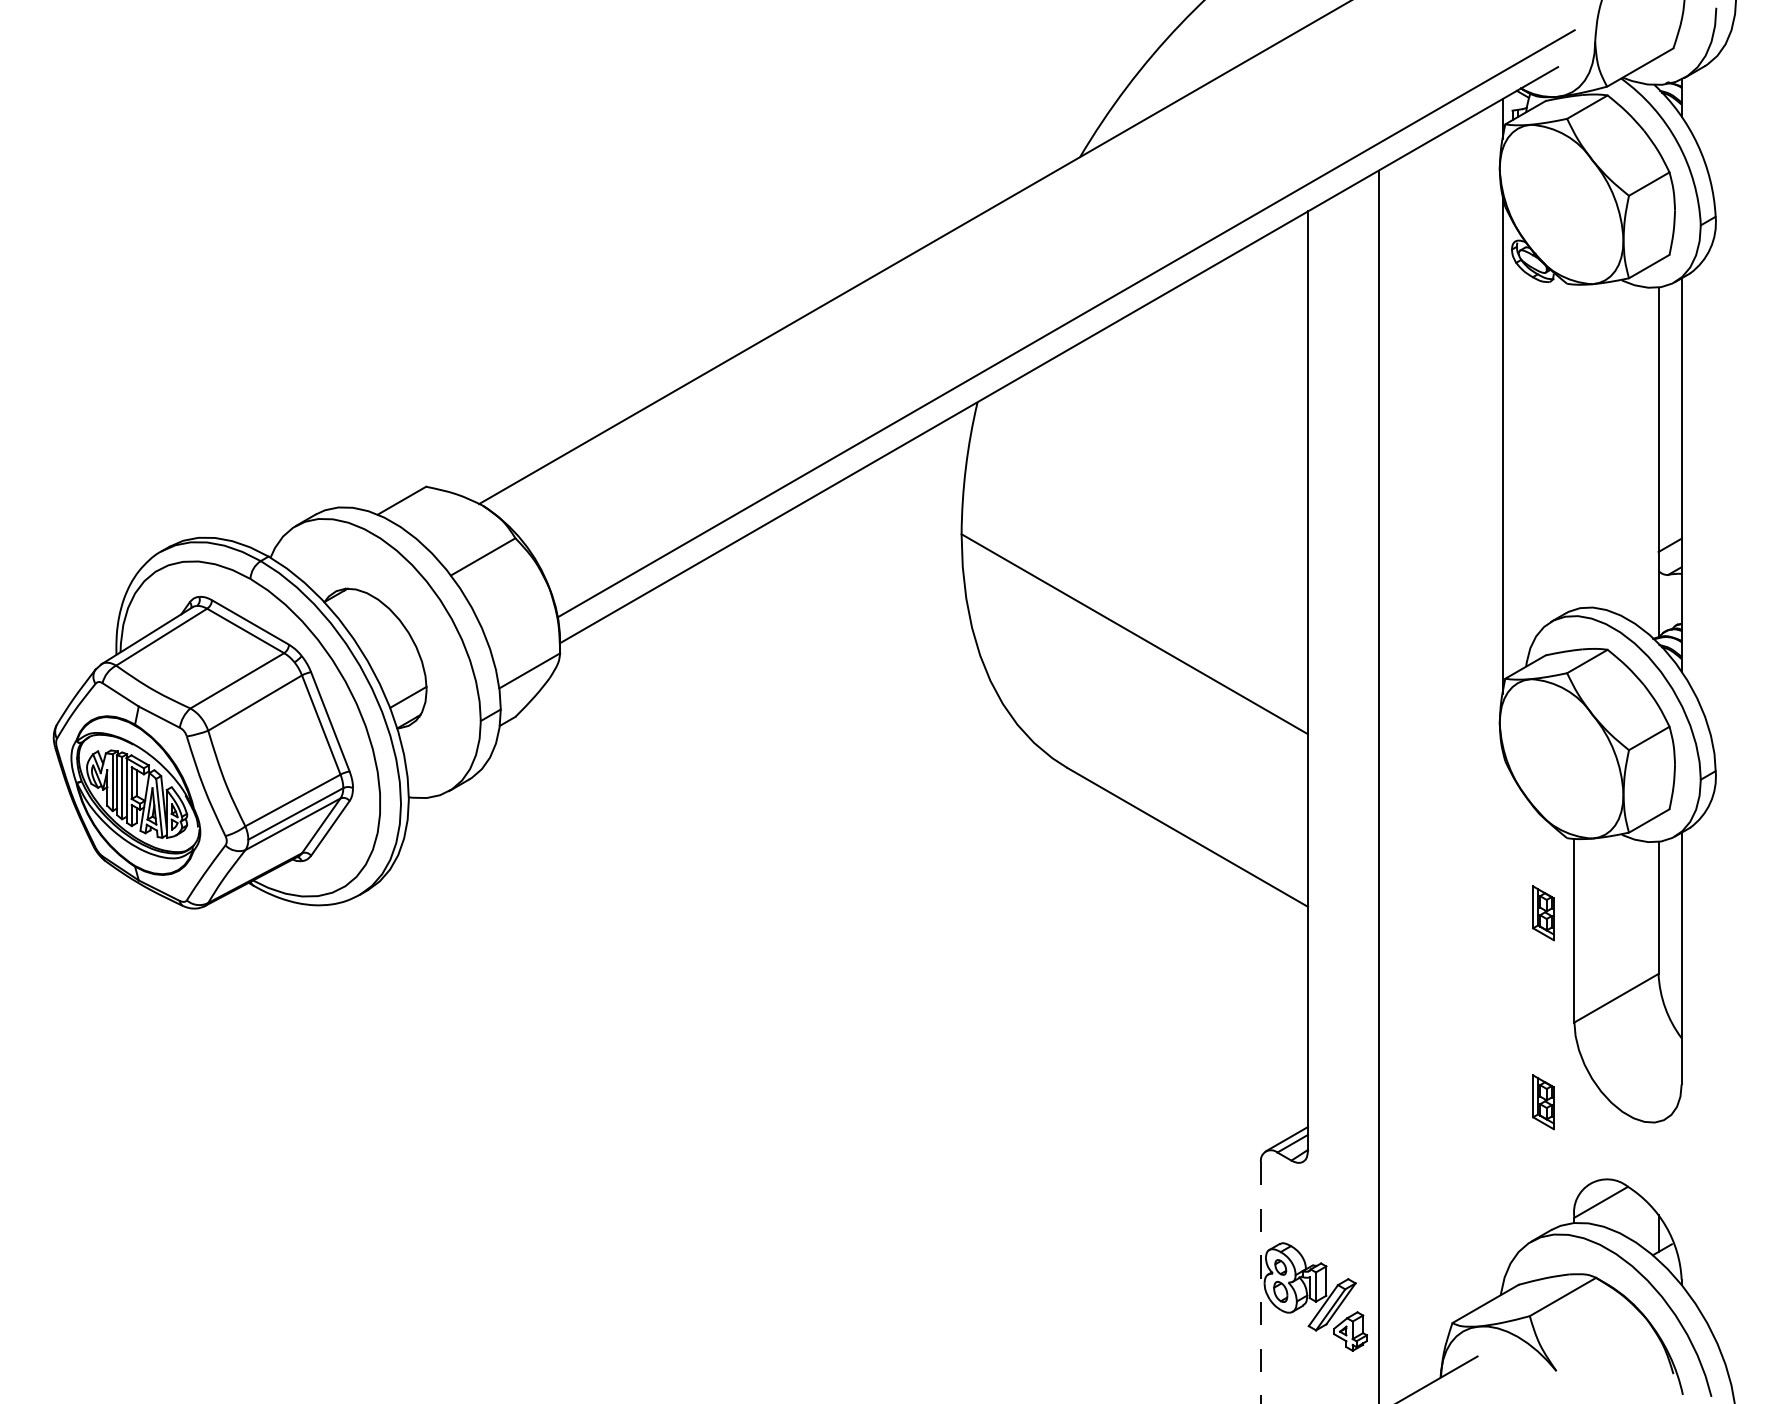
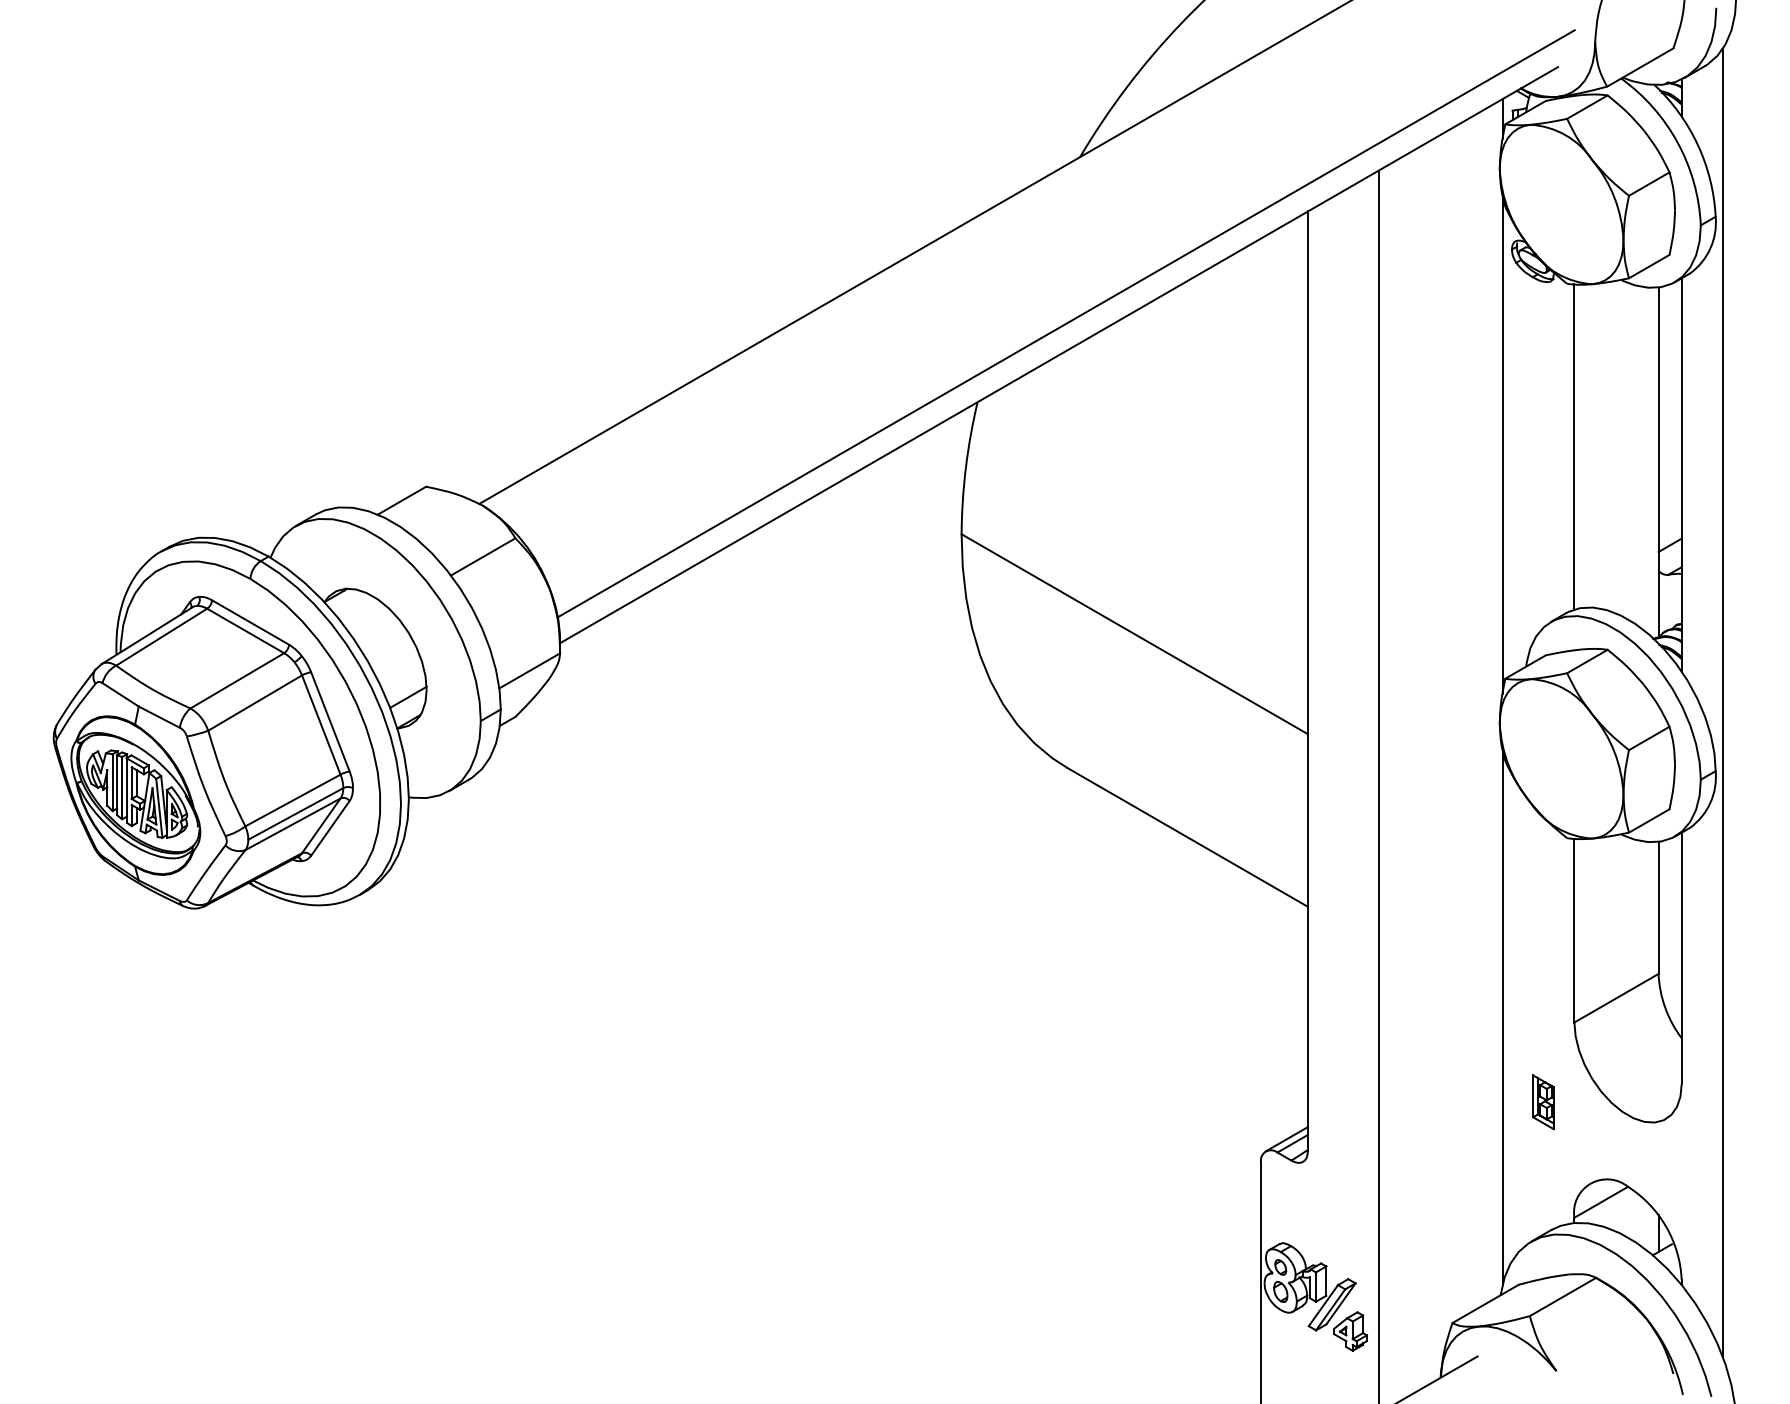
line: none -> present (1574, 446)
line: none -> present (1722, 702)
part: present -> none (1543, 913)
line: none -> present (1502, 1016)
line: dashed -> solid (1260, 1282)
